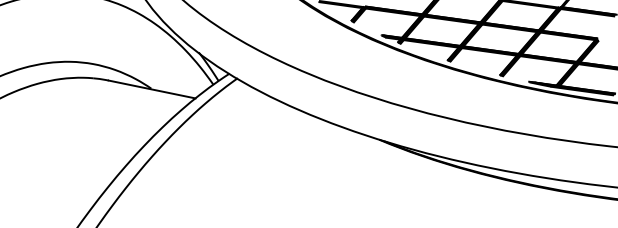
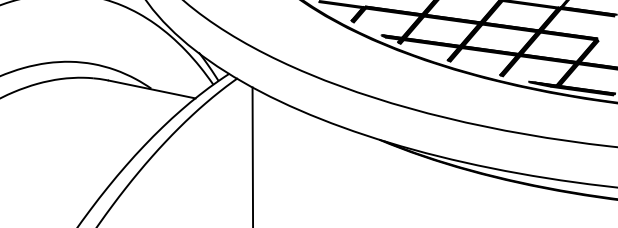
line: none -> present (252, 155)
